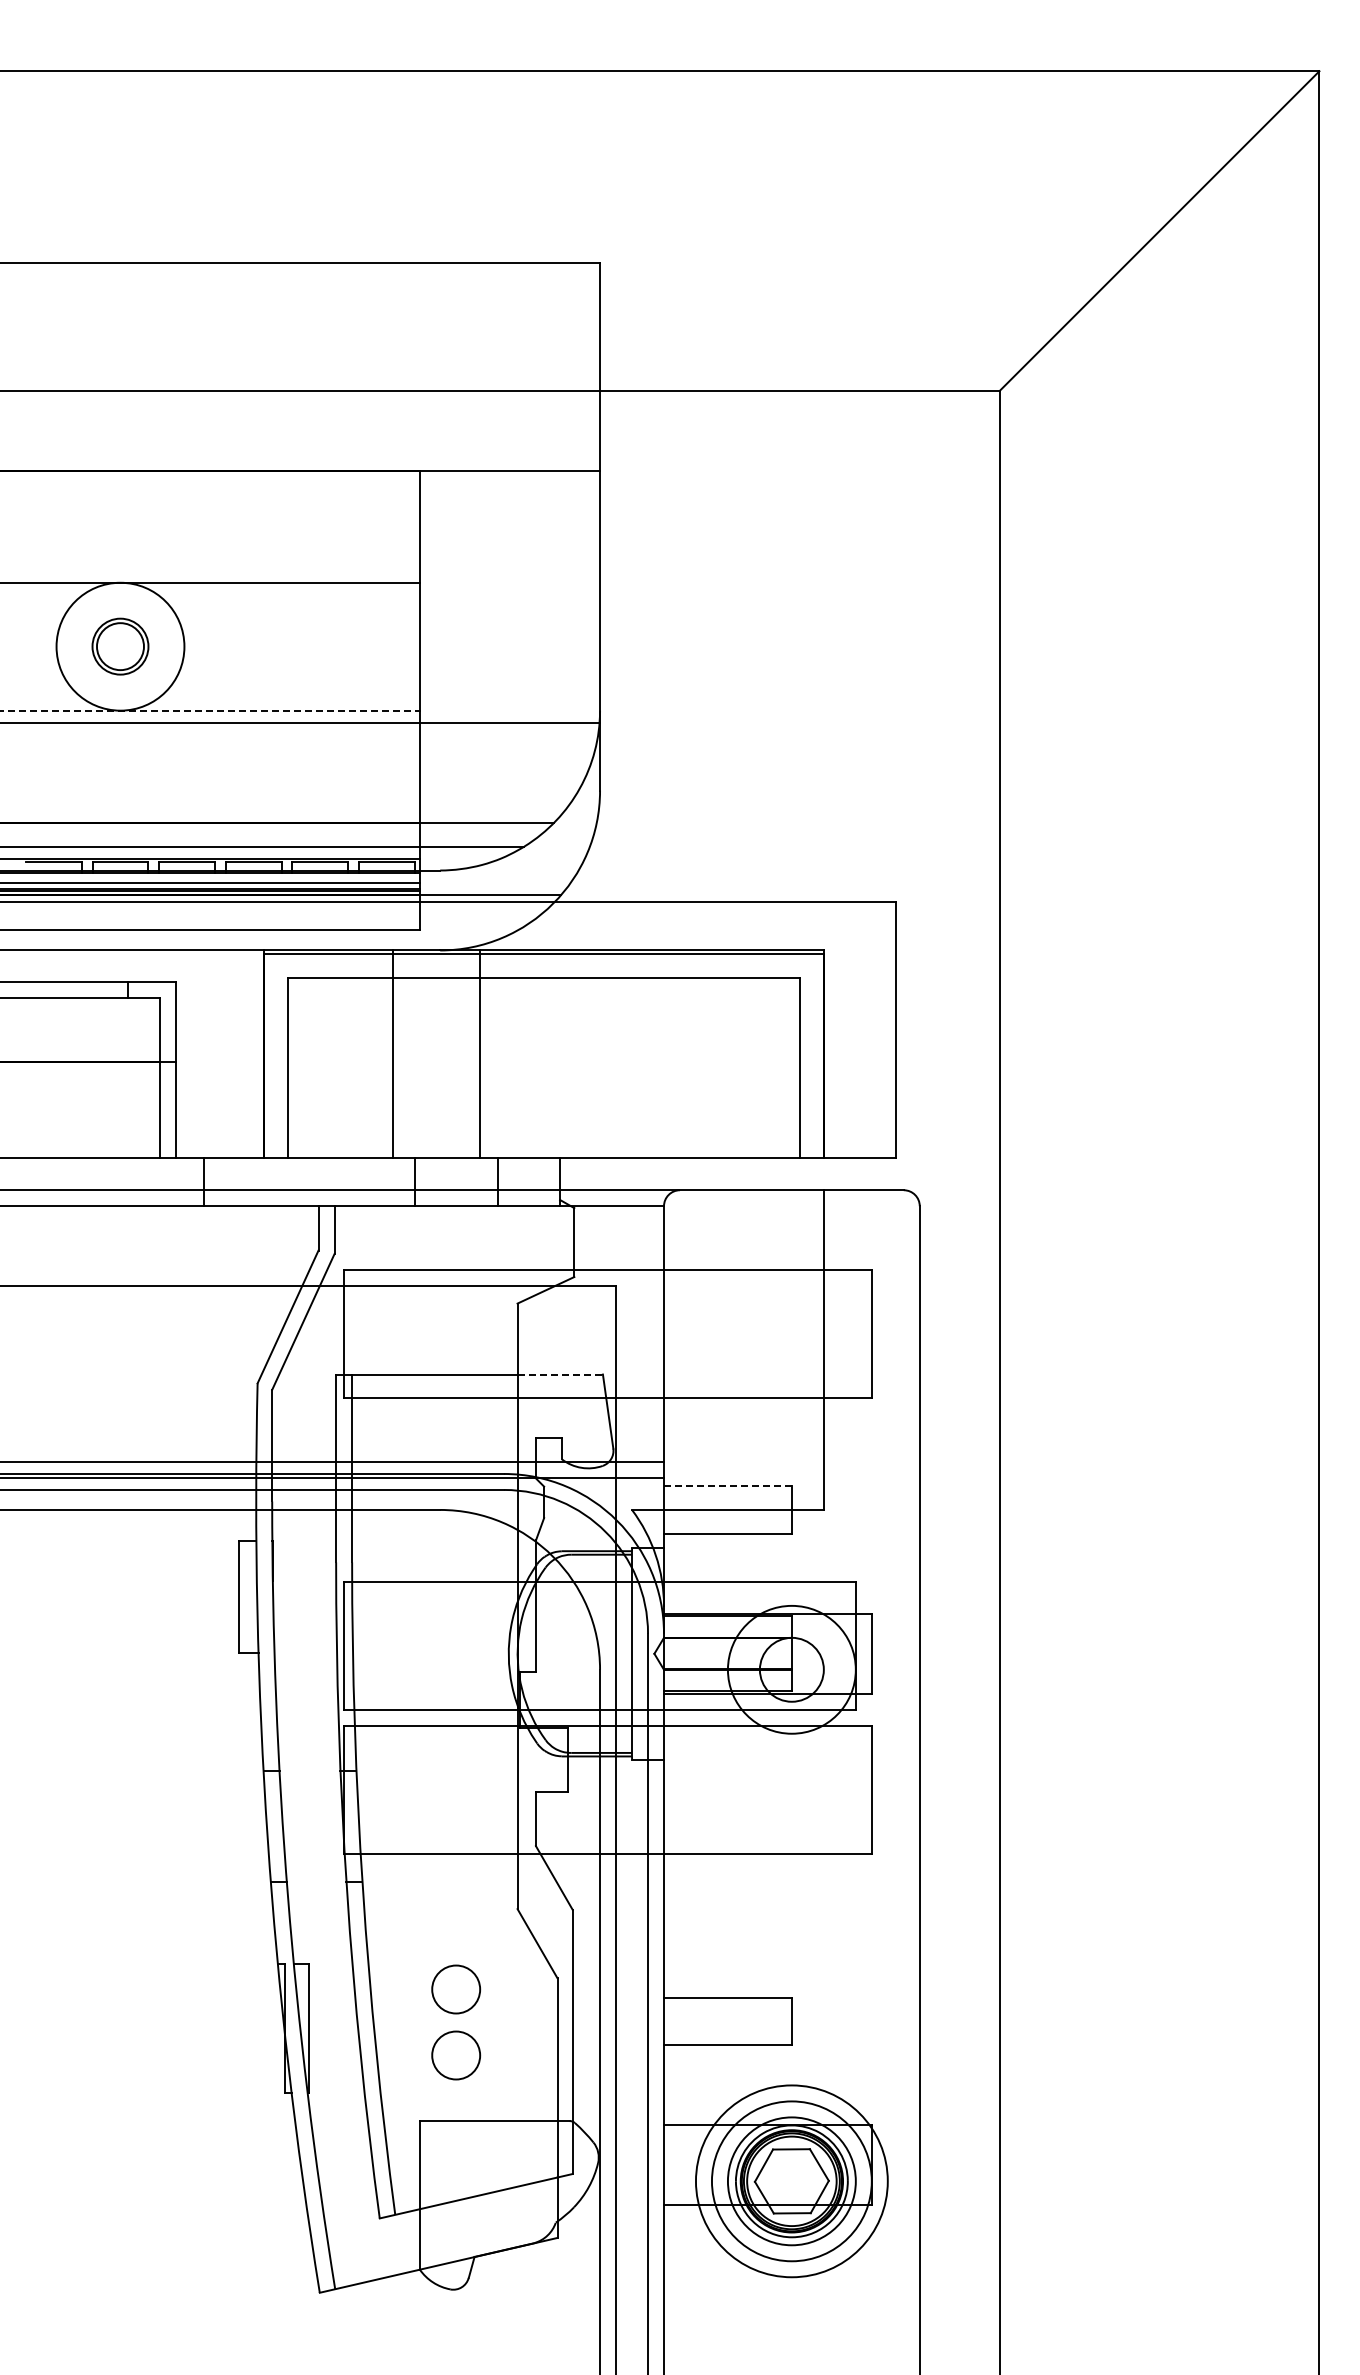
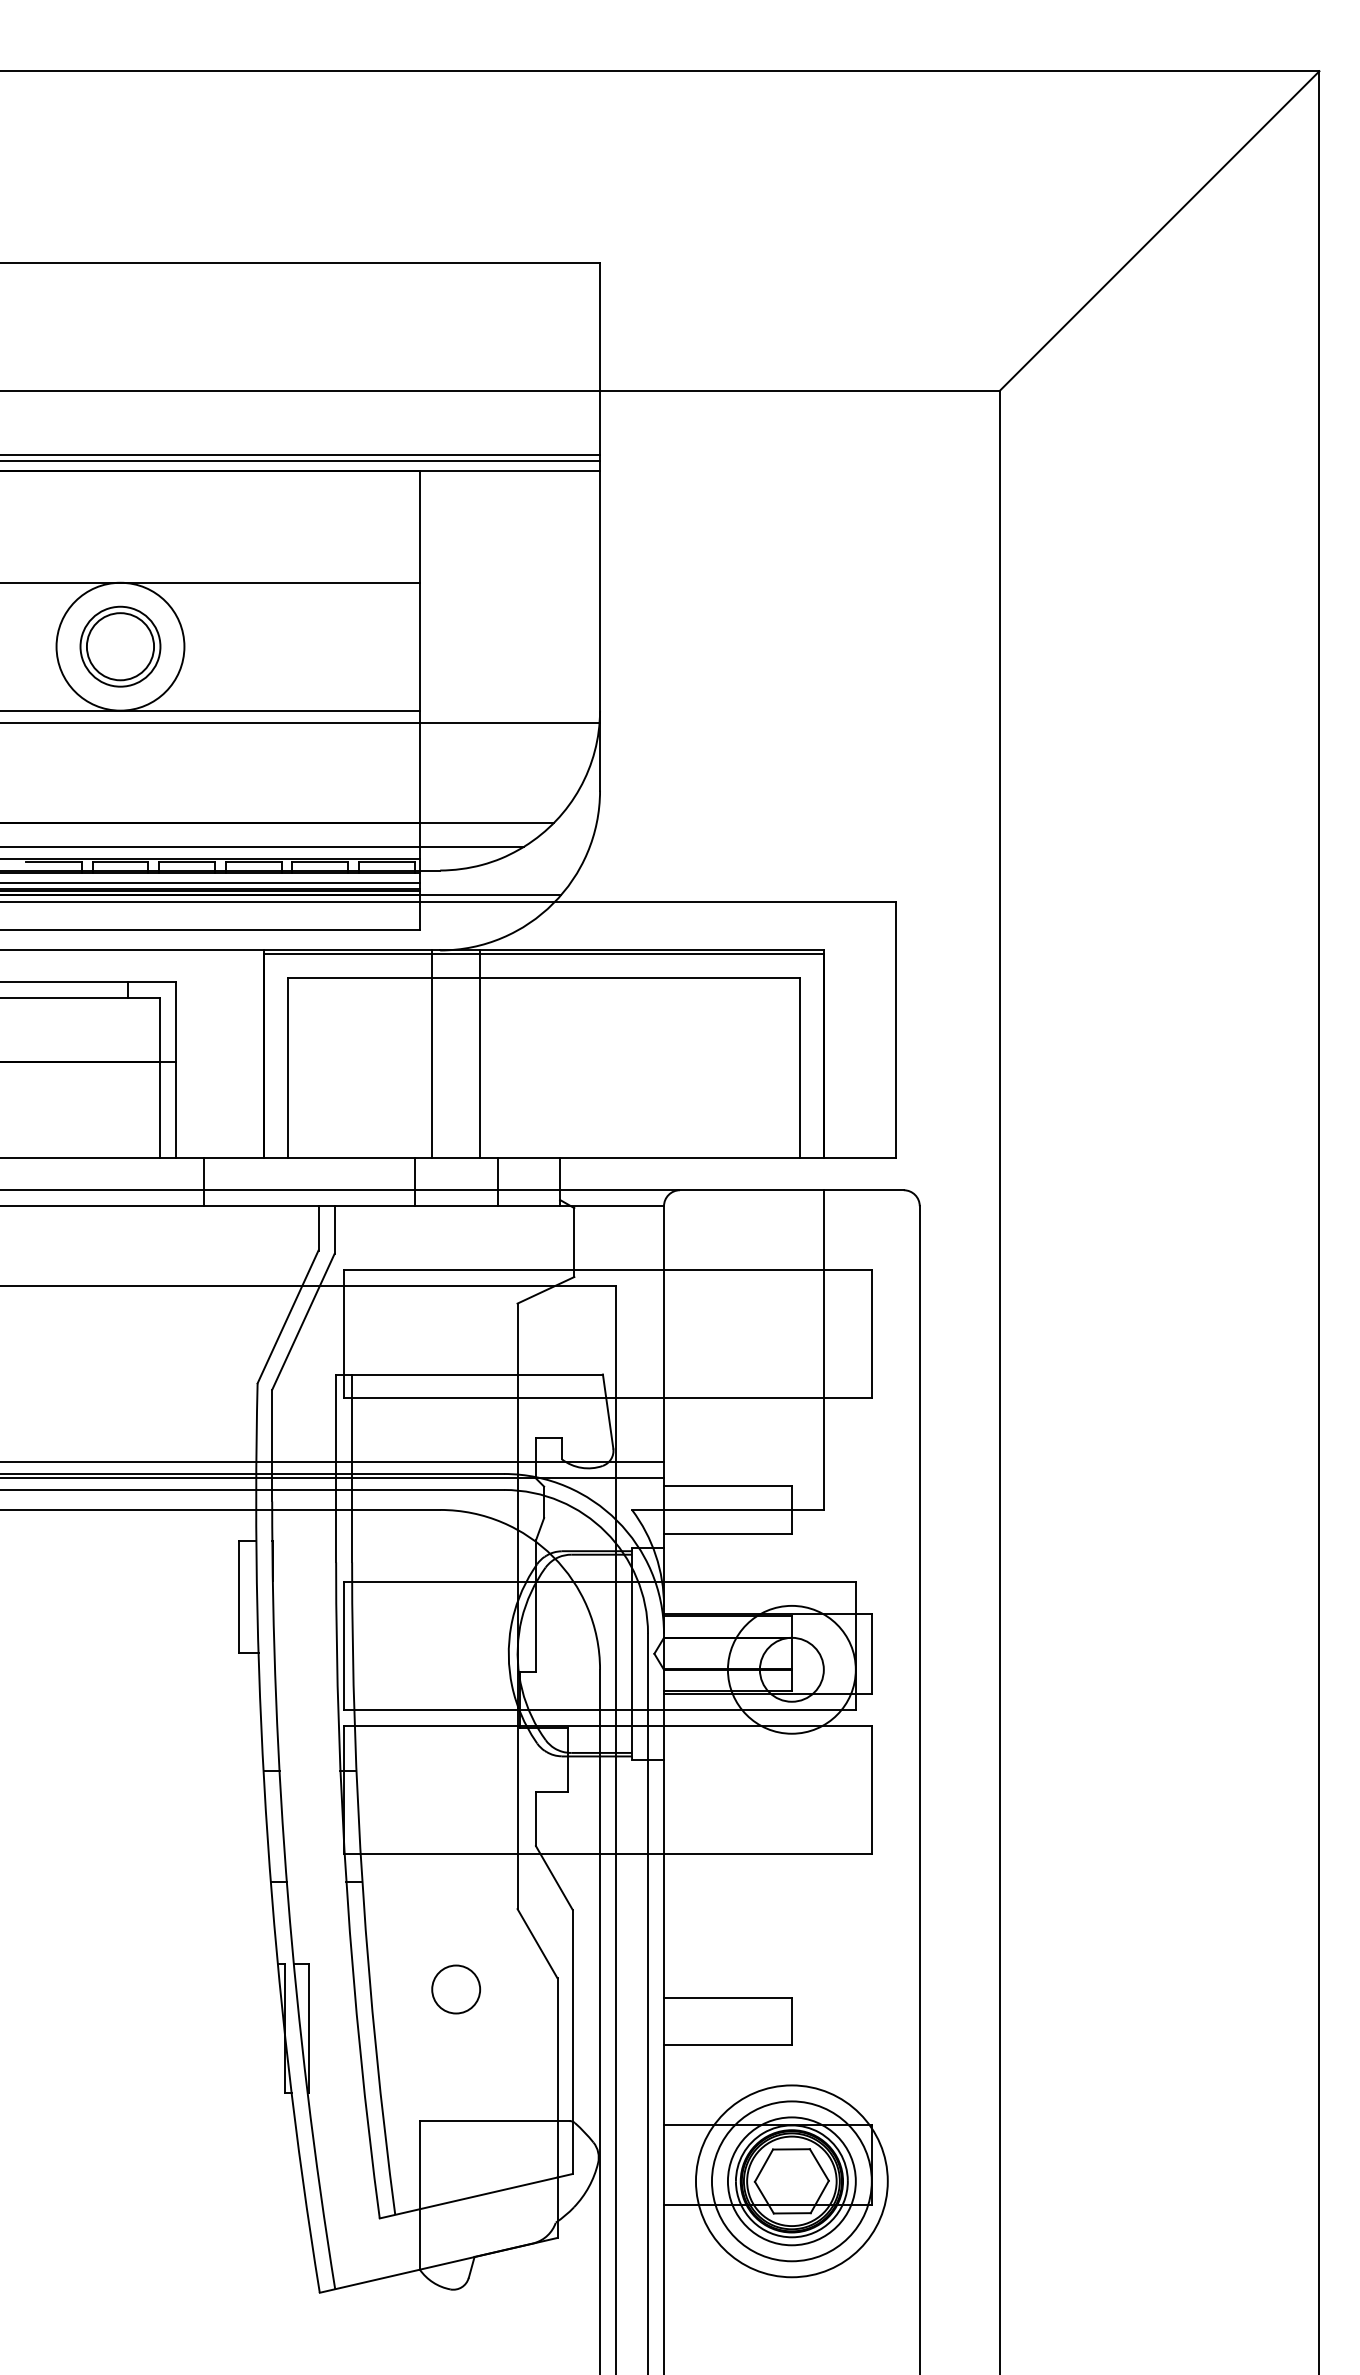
line: none -> present (301, 454)
line: none -> present (301, 461)
part size: 59x59 px -> 83x83 px (120, 646)
line: dashed -> solid (210, 710)
line position: (393, 1054) -> (432, 1054) (432, 1054)
line: dashed -> solid (560, 1374)
line: dashed -> solid (727, 1485)
circle: present -> none (456, 2055)
